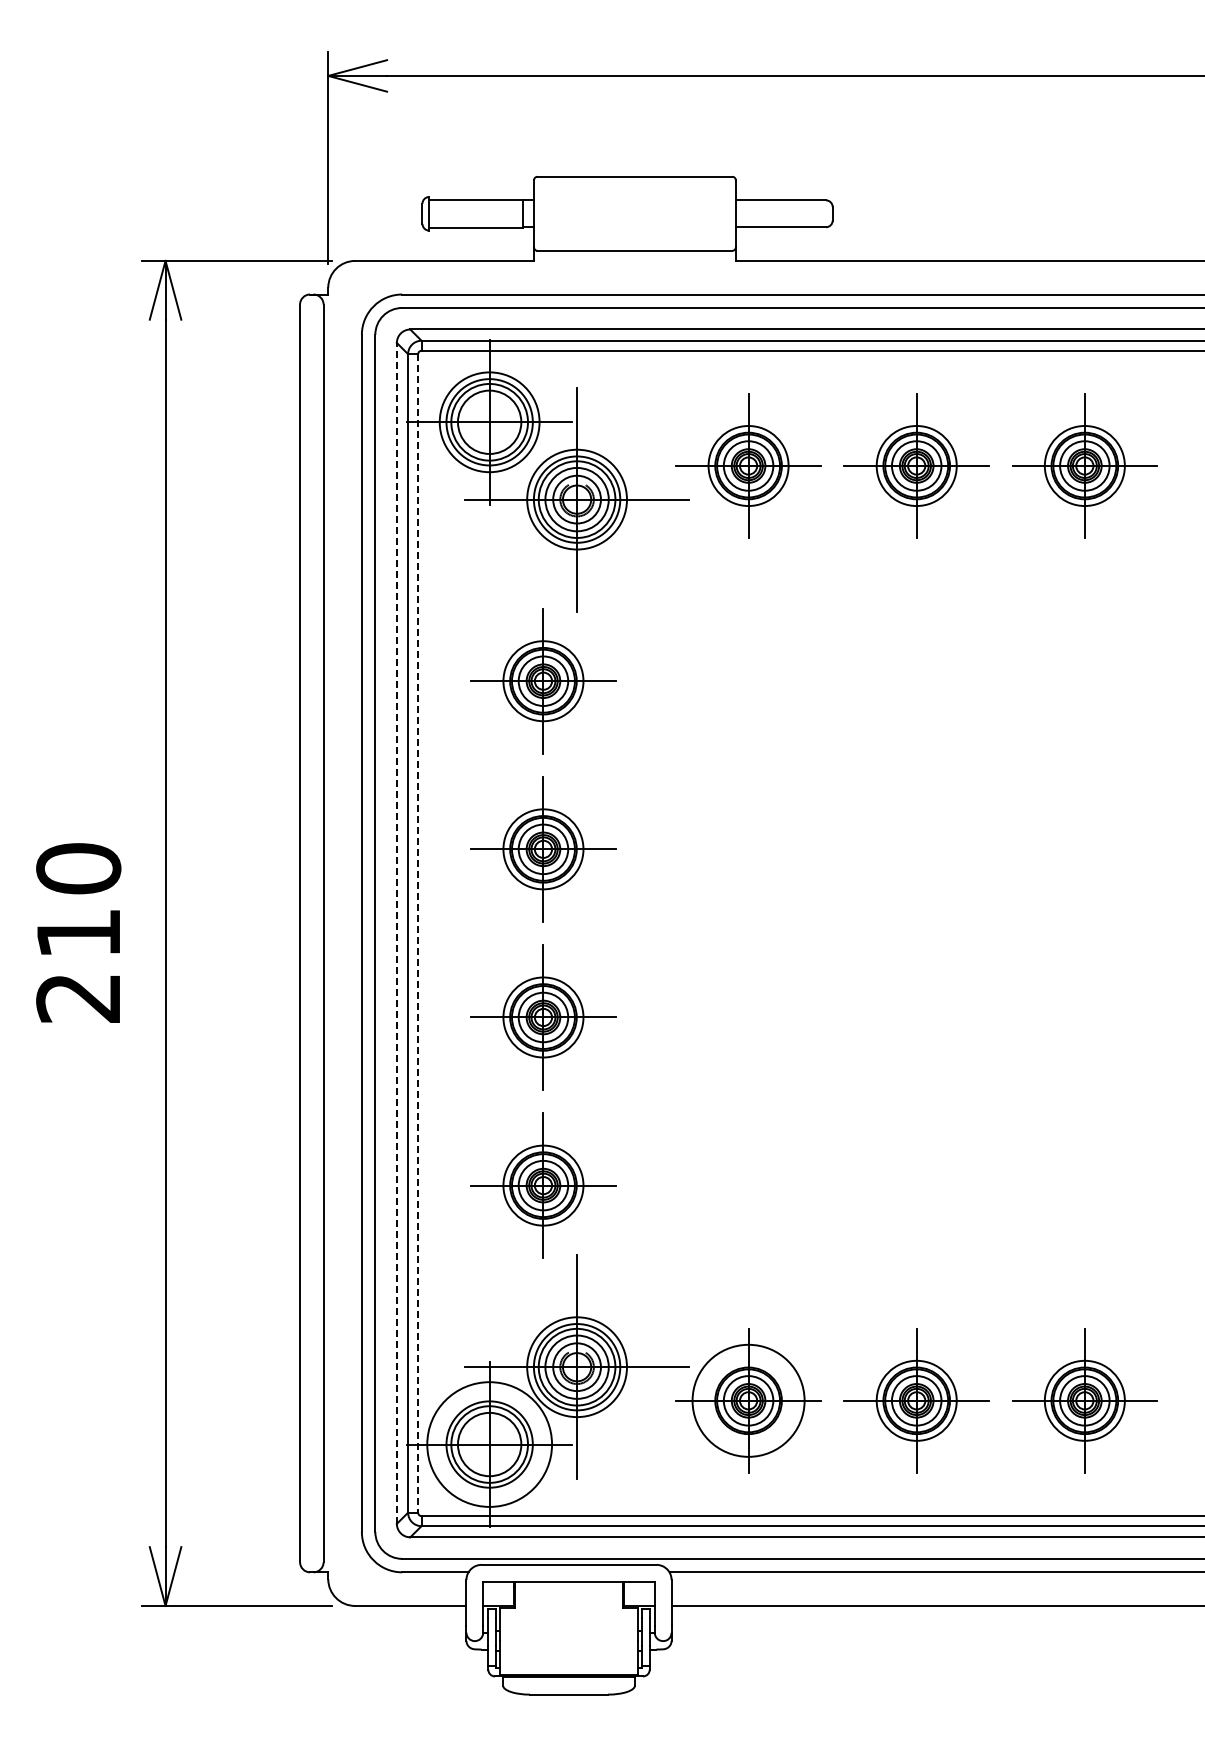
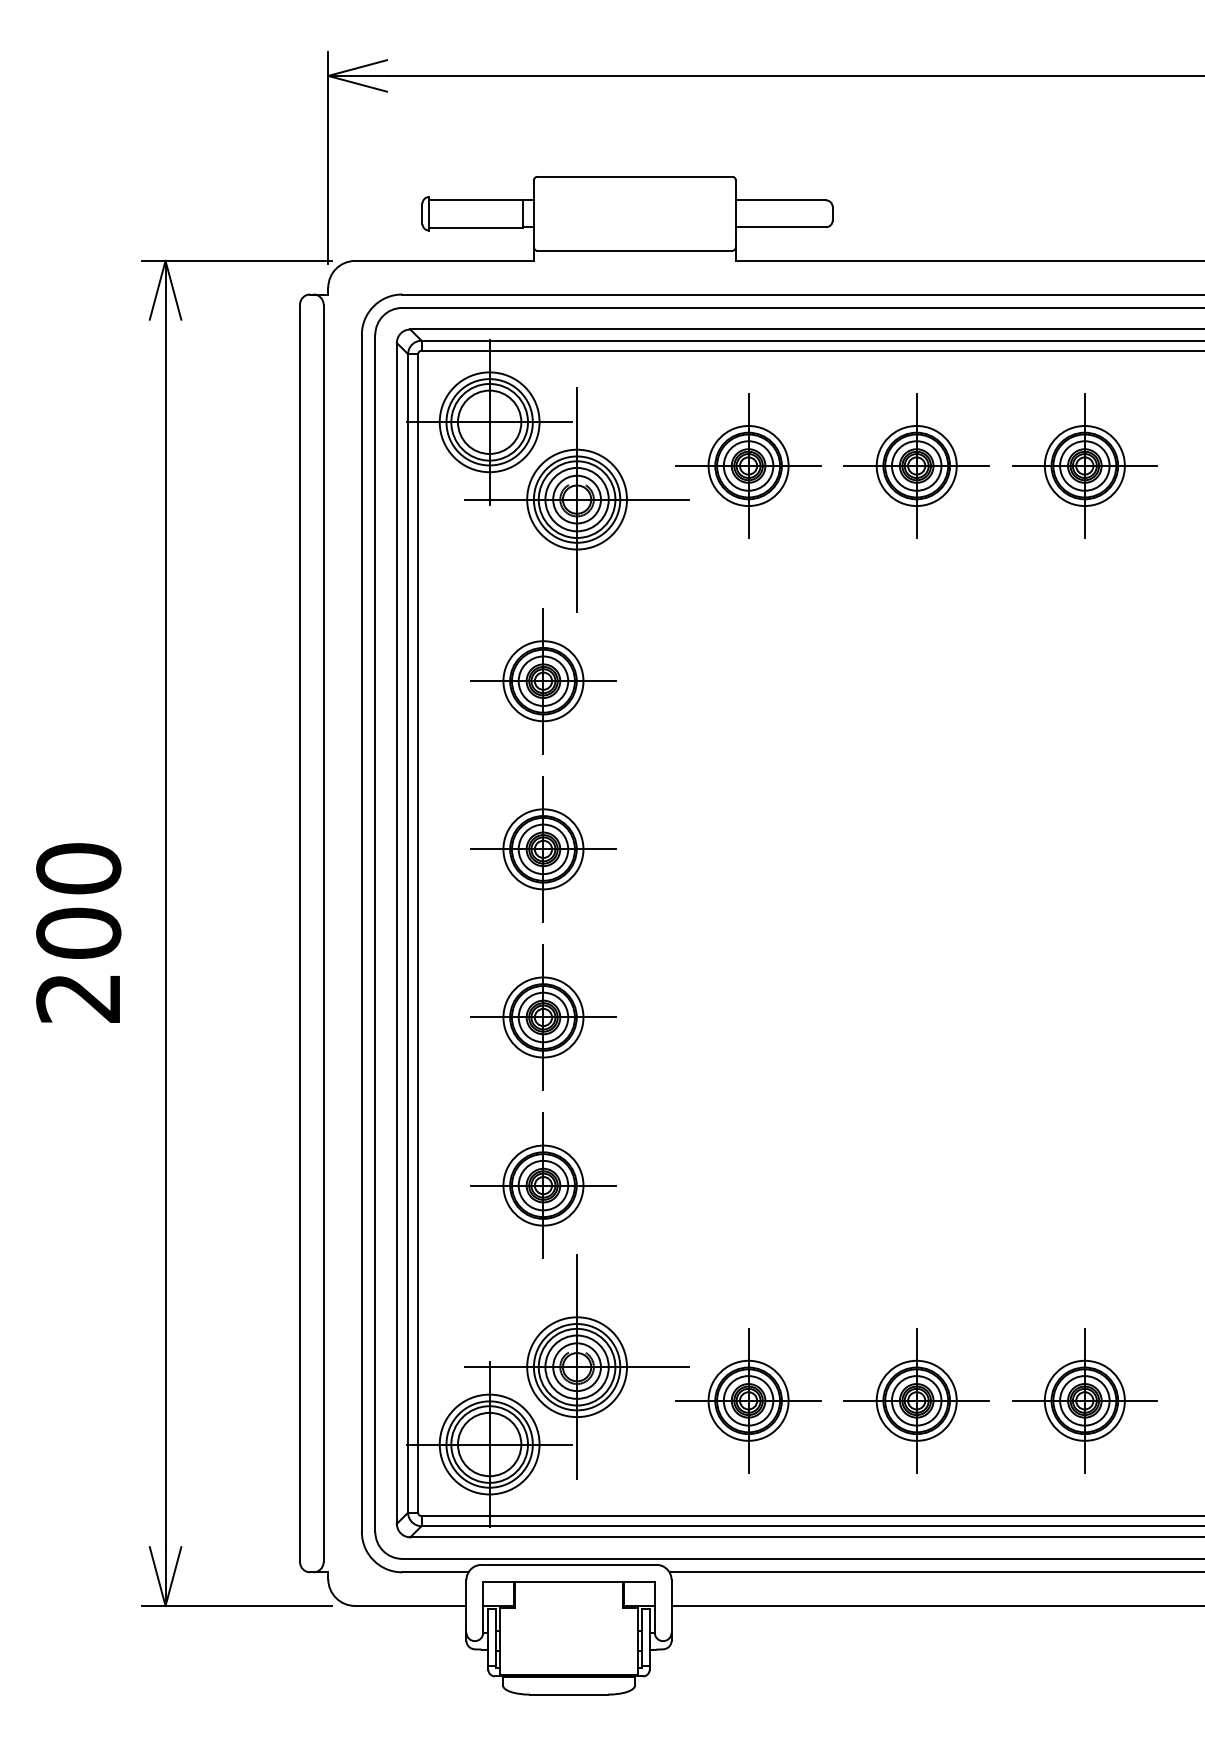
text: 210 -> 200 (78, 932)
line: dashed -> solid (396, 932)
line: dashed -> solid (418, 933)
circle diameter: 112 px -> 80 px (748, 1400)
circle diameter: 125 px -> 100 px (489, 1444)
